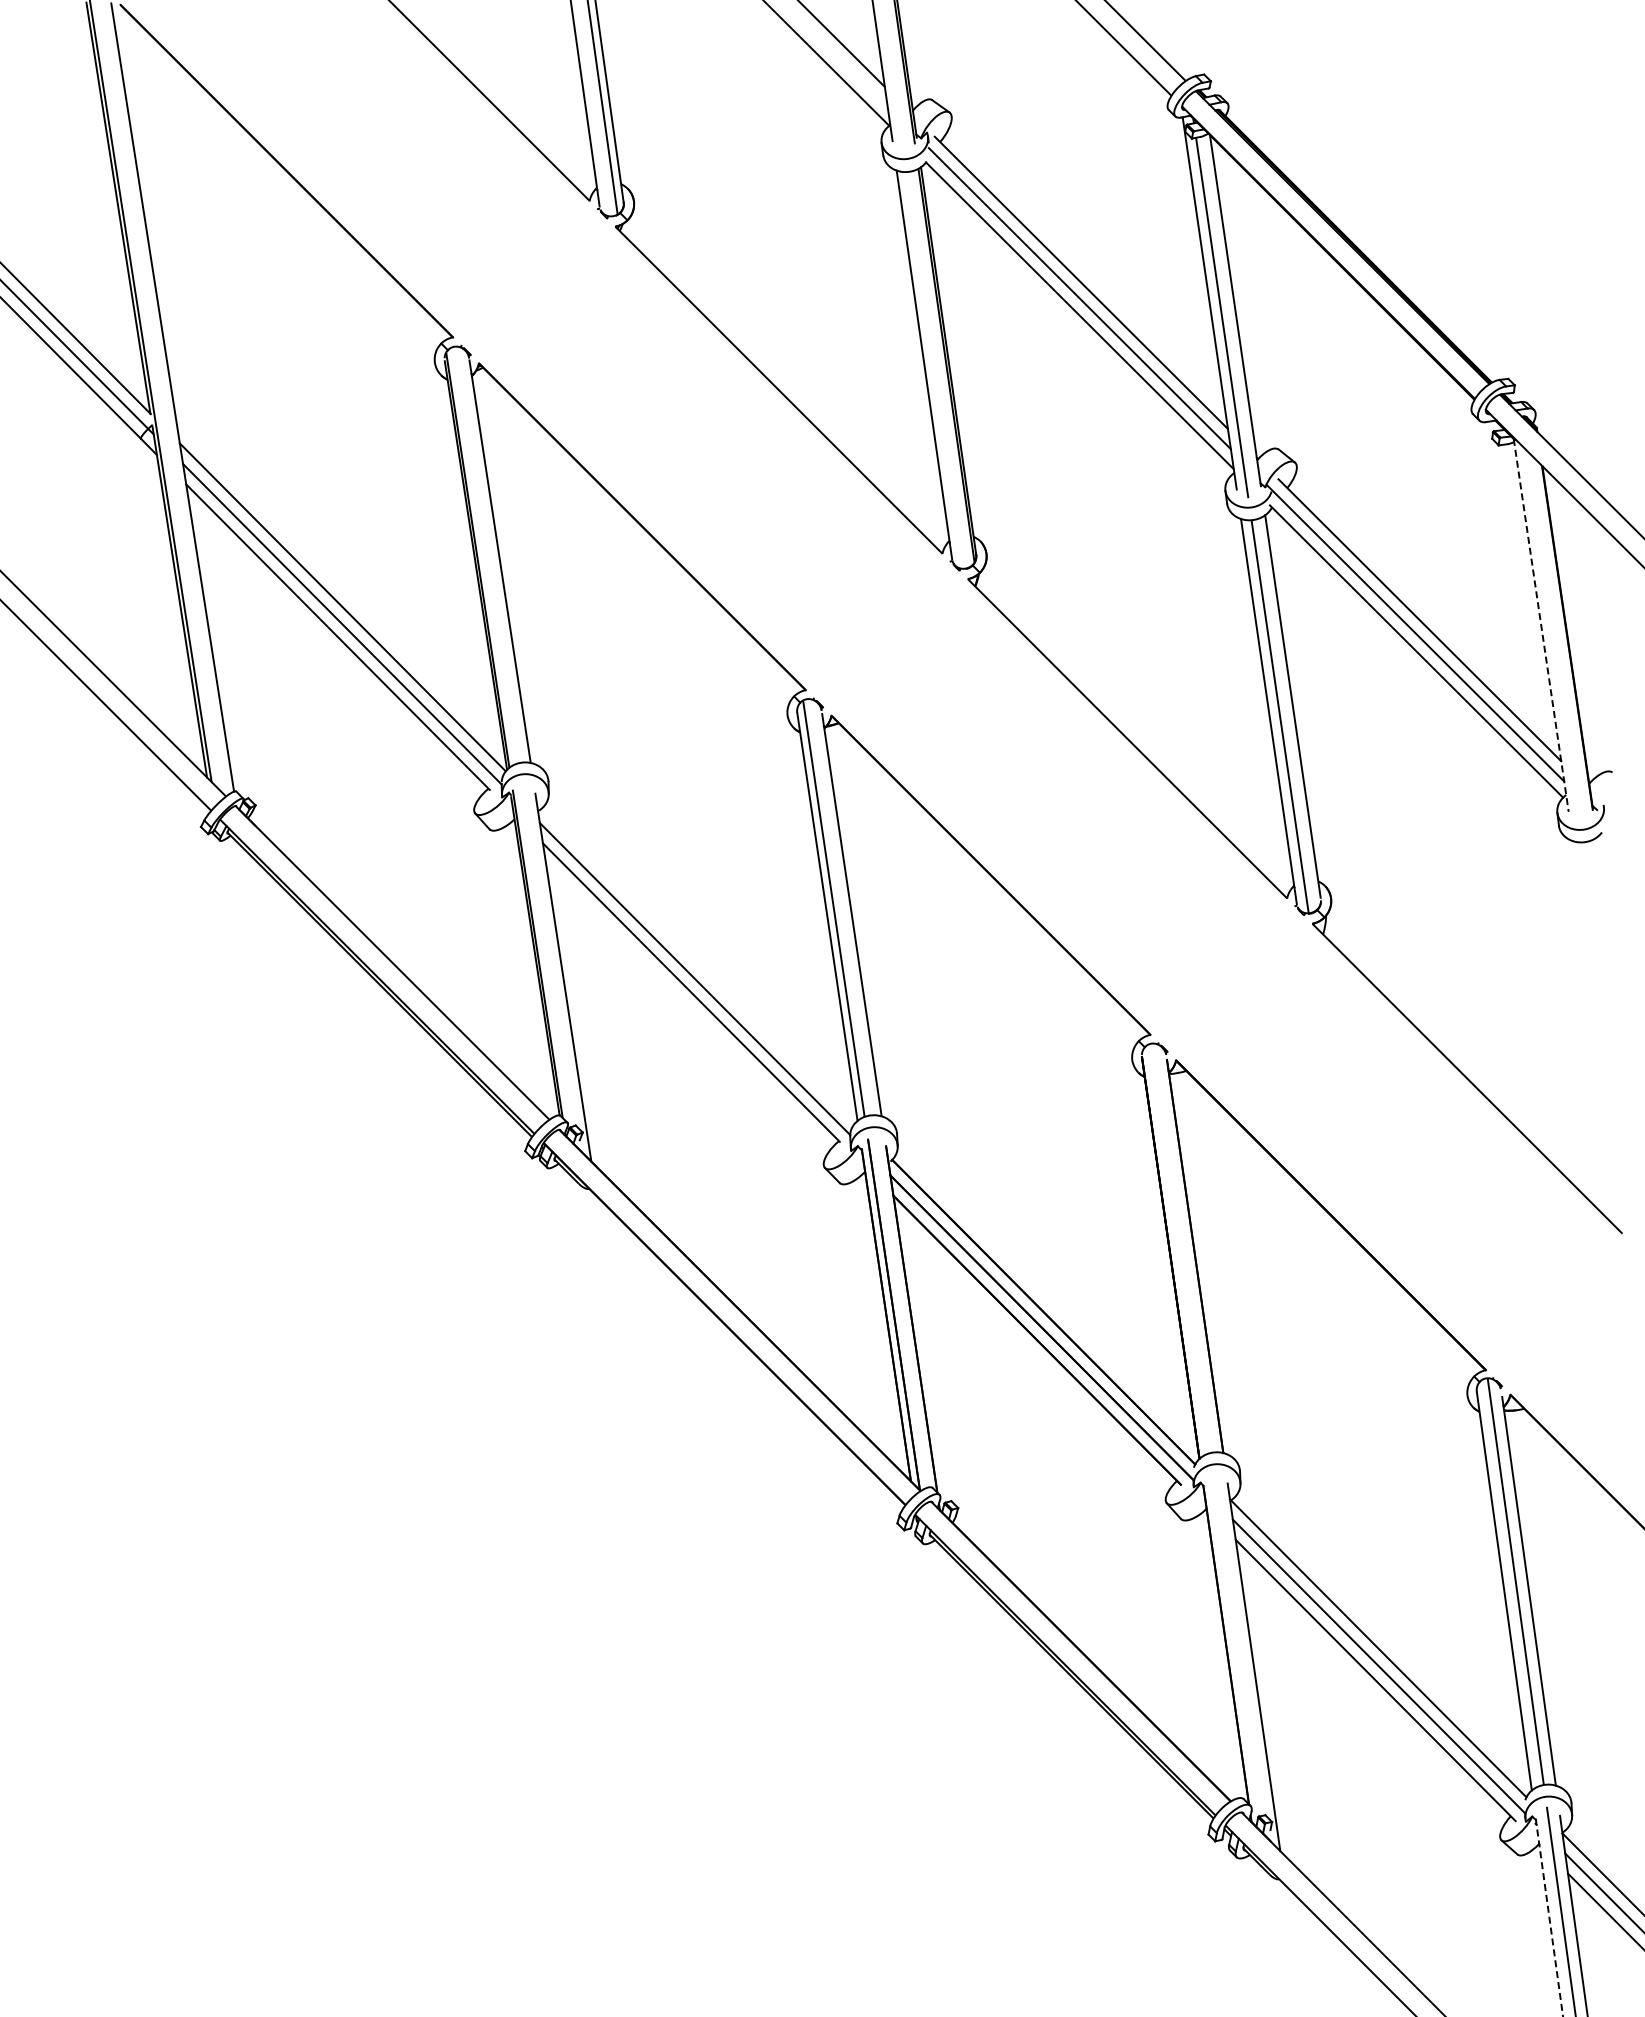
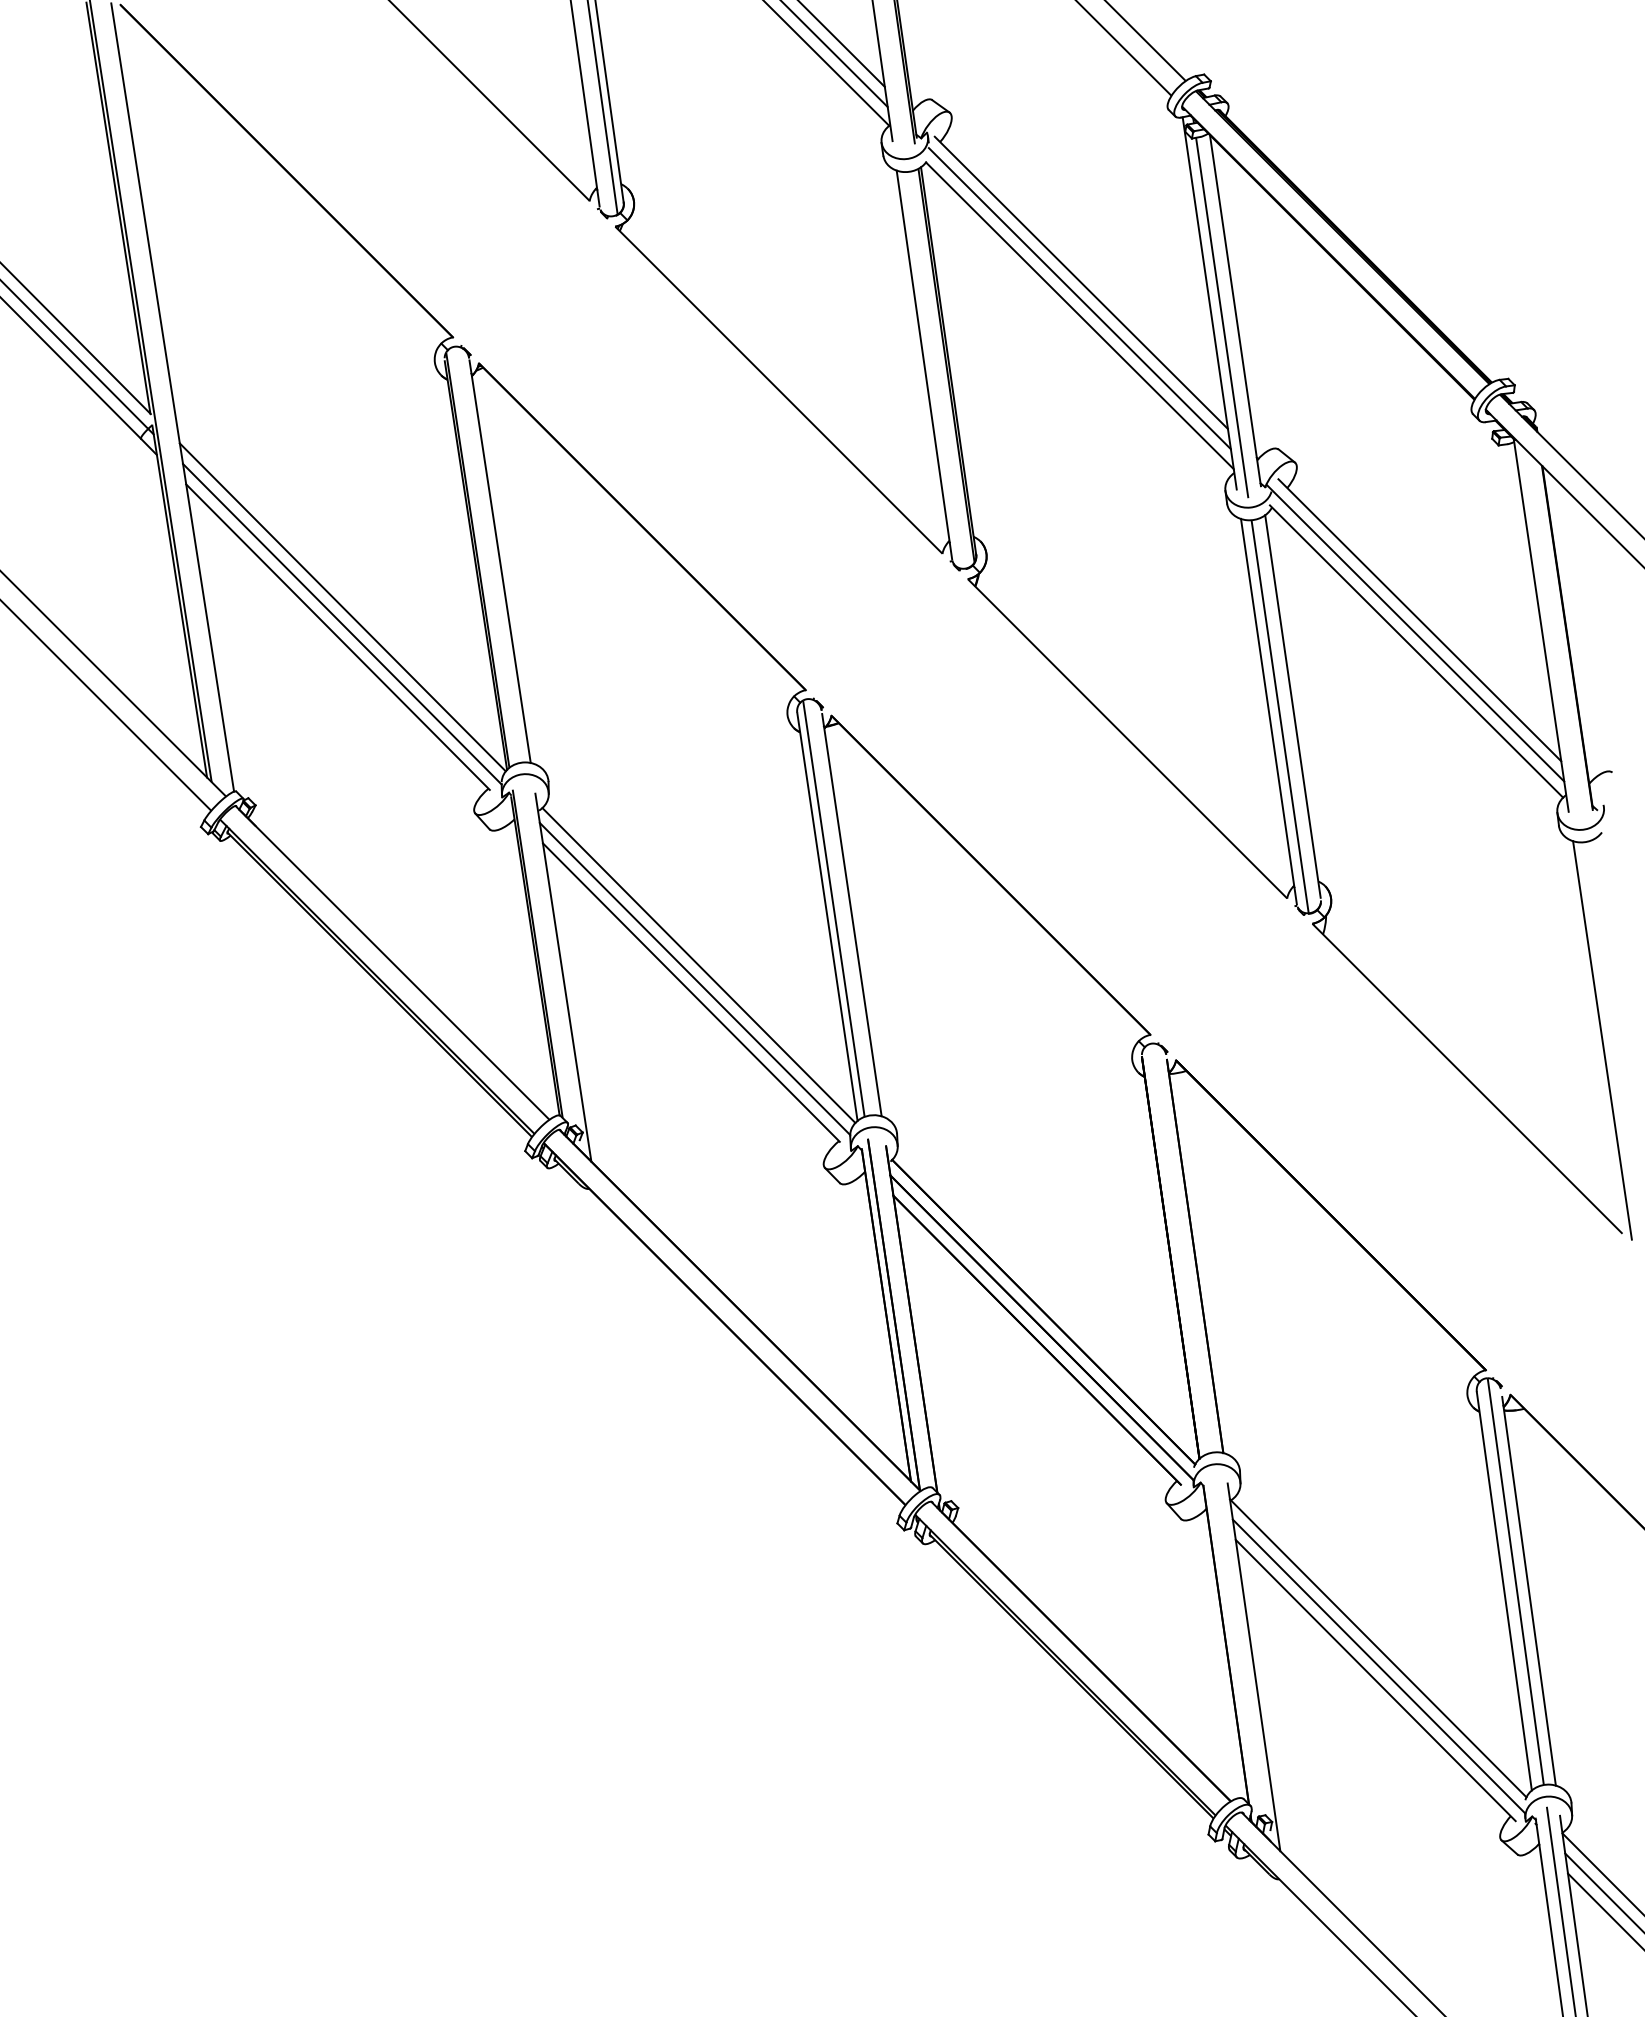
line: none -> present (834, 54)
line: dashed -> solid (1541, 625)
line: none -> present (698, 965)
line: none -> present (1602, 1040)
line: dashed -> solid (1549, 1917)
